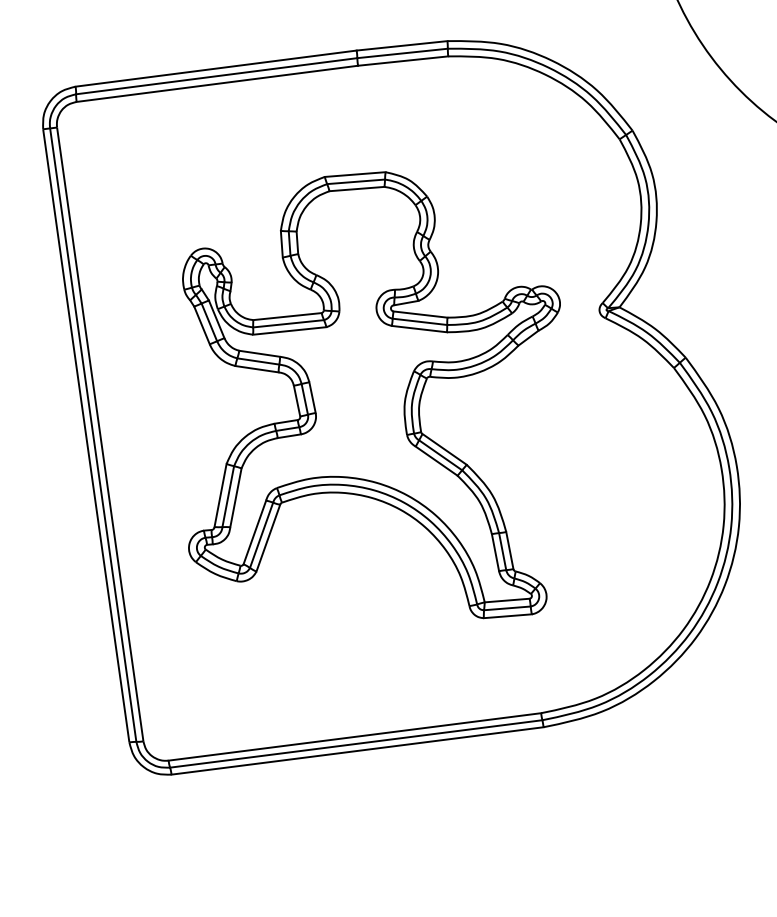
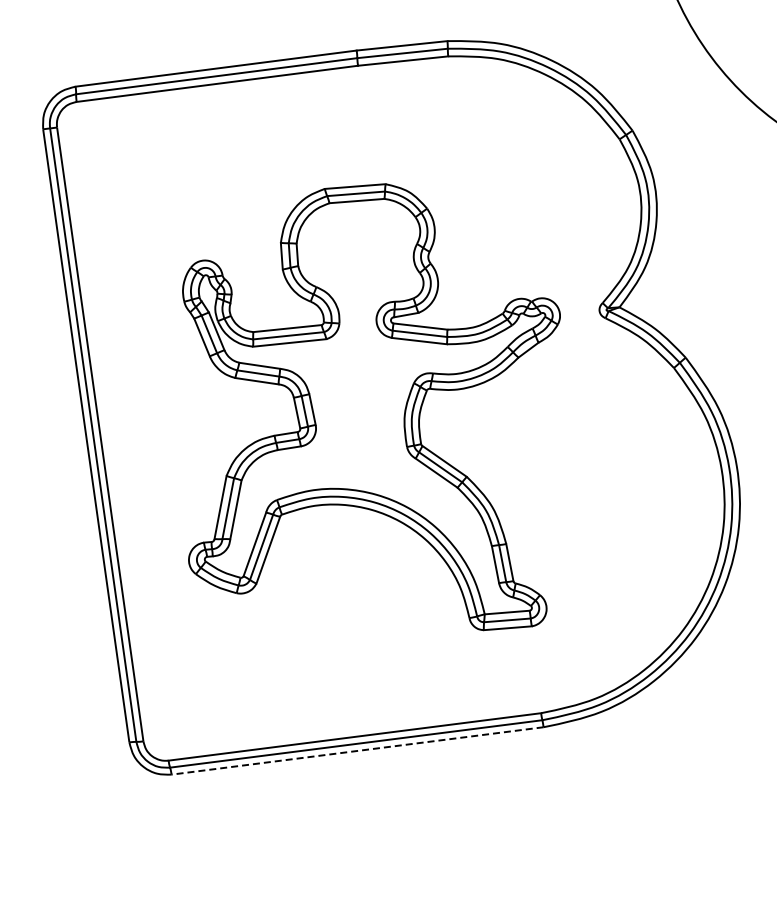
part position: (371, 395) -> (371, 407) (371, 407)
line: solid -> dashed (357, 750)
